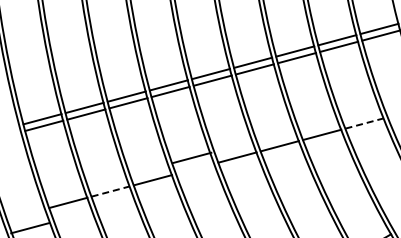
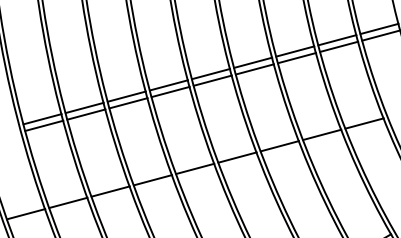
line: dashed -> solid (364, 123)
line position: (192, 157) -> (195, 168) (195, 168)
line: dashed -> solid (110, 191)
line position: (30, 228) -> (26, 214) (26, 214)
